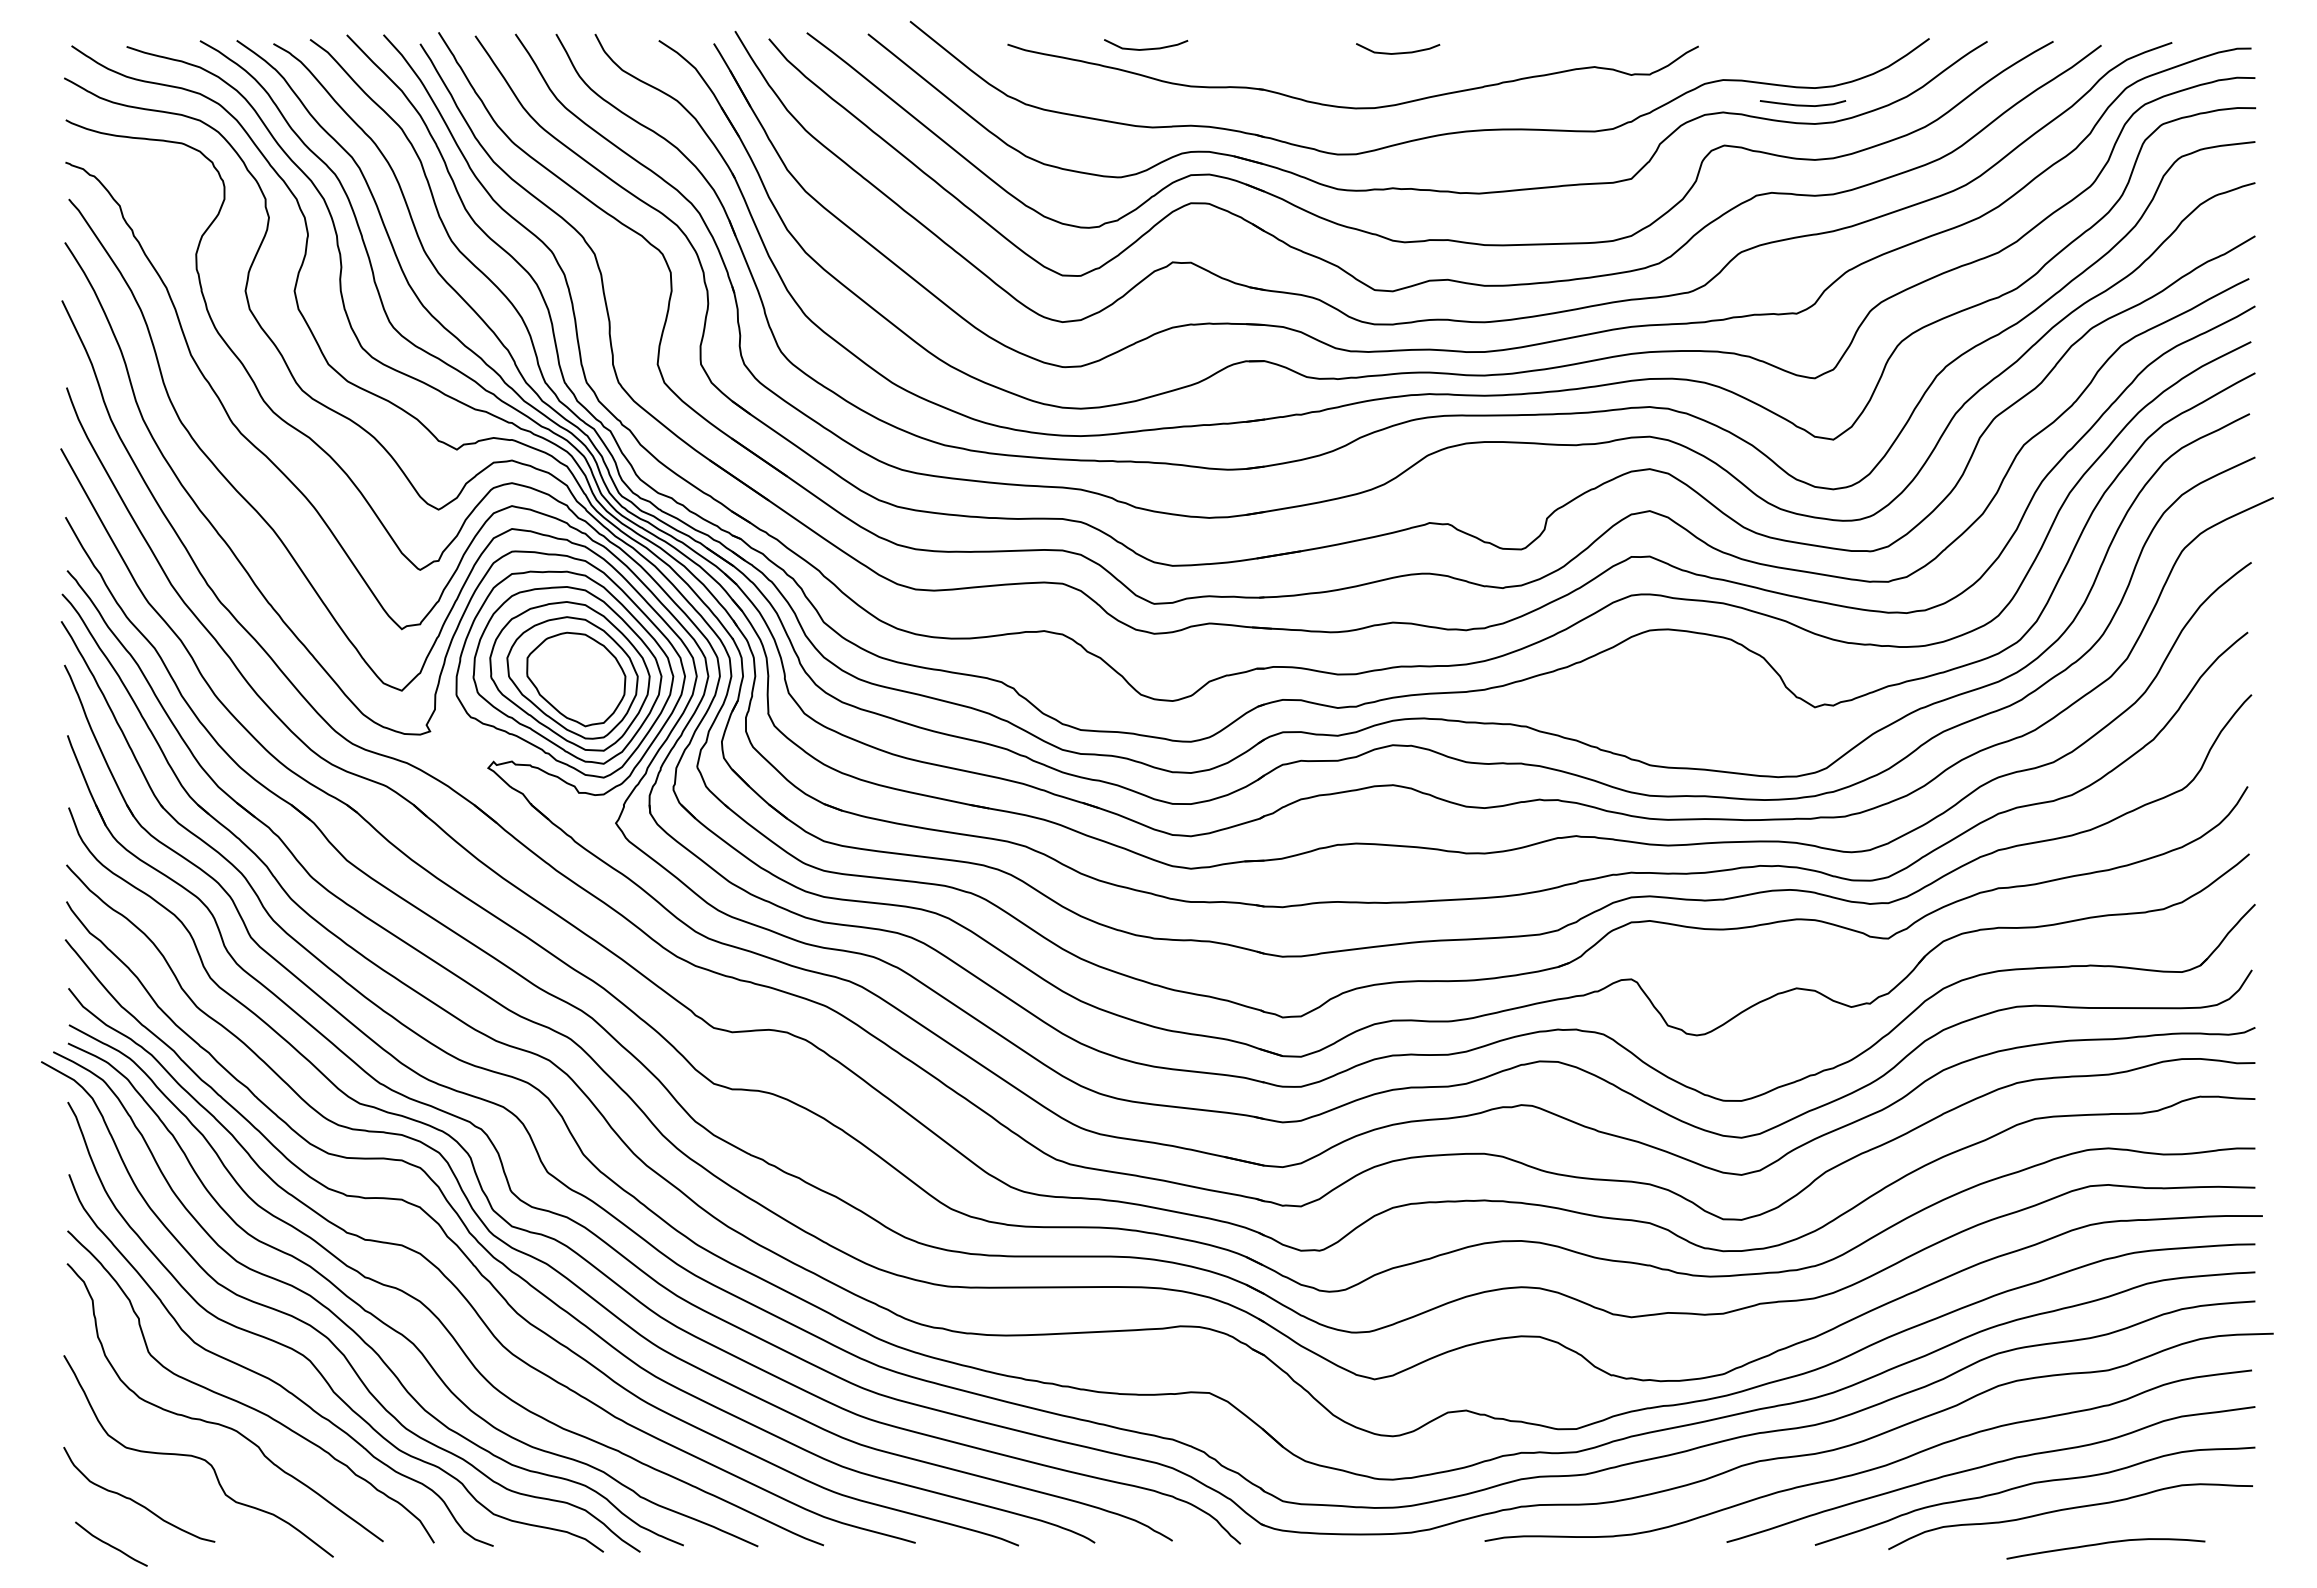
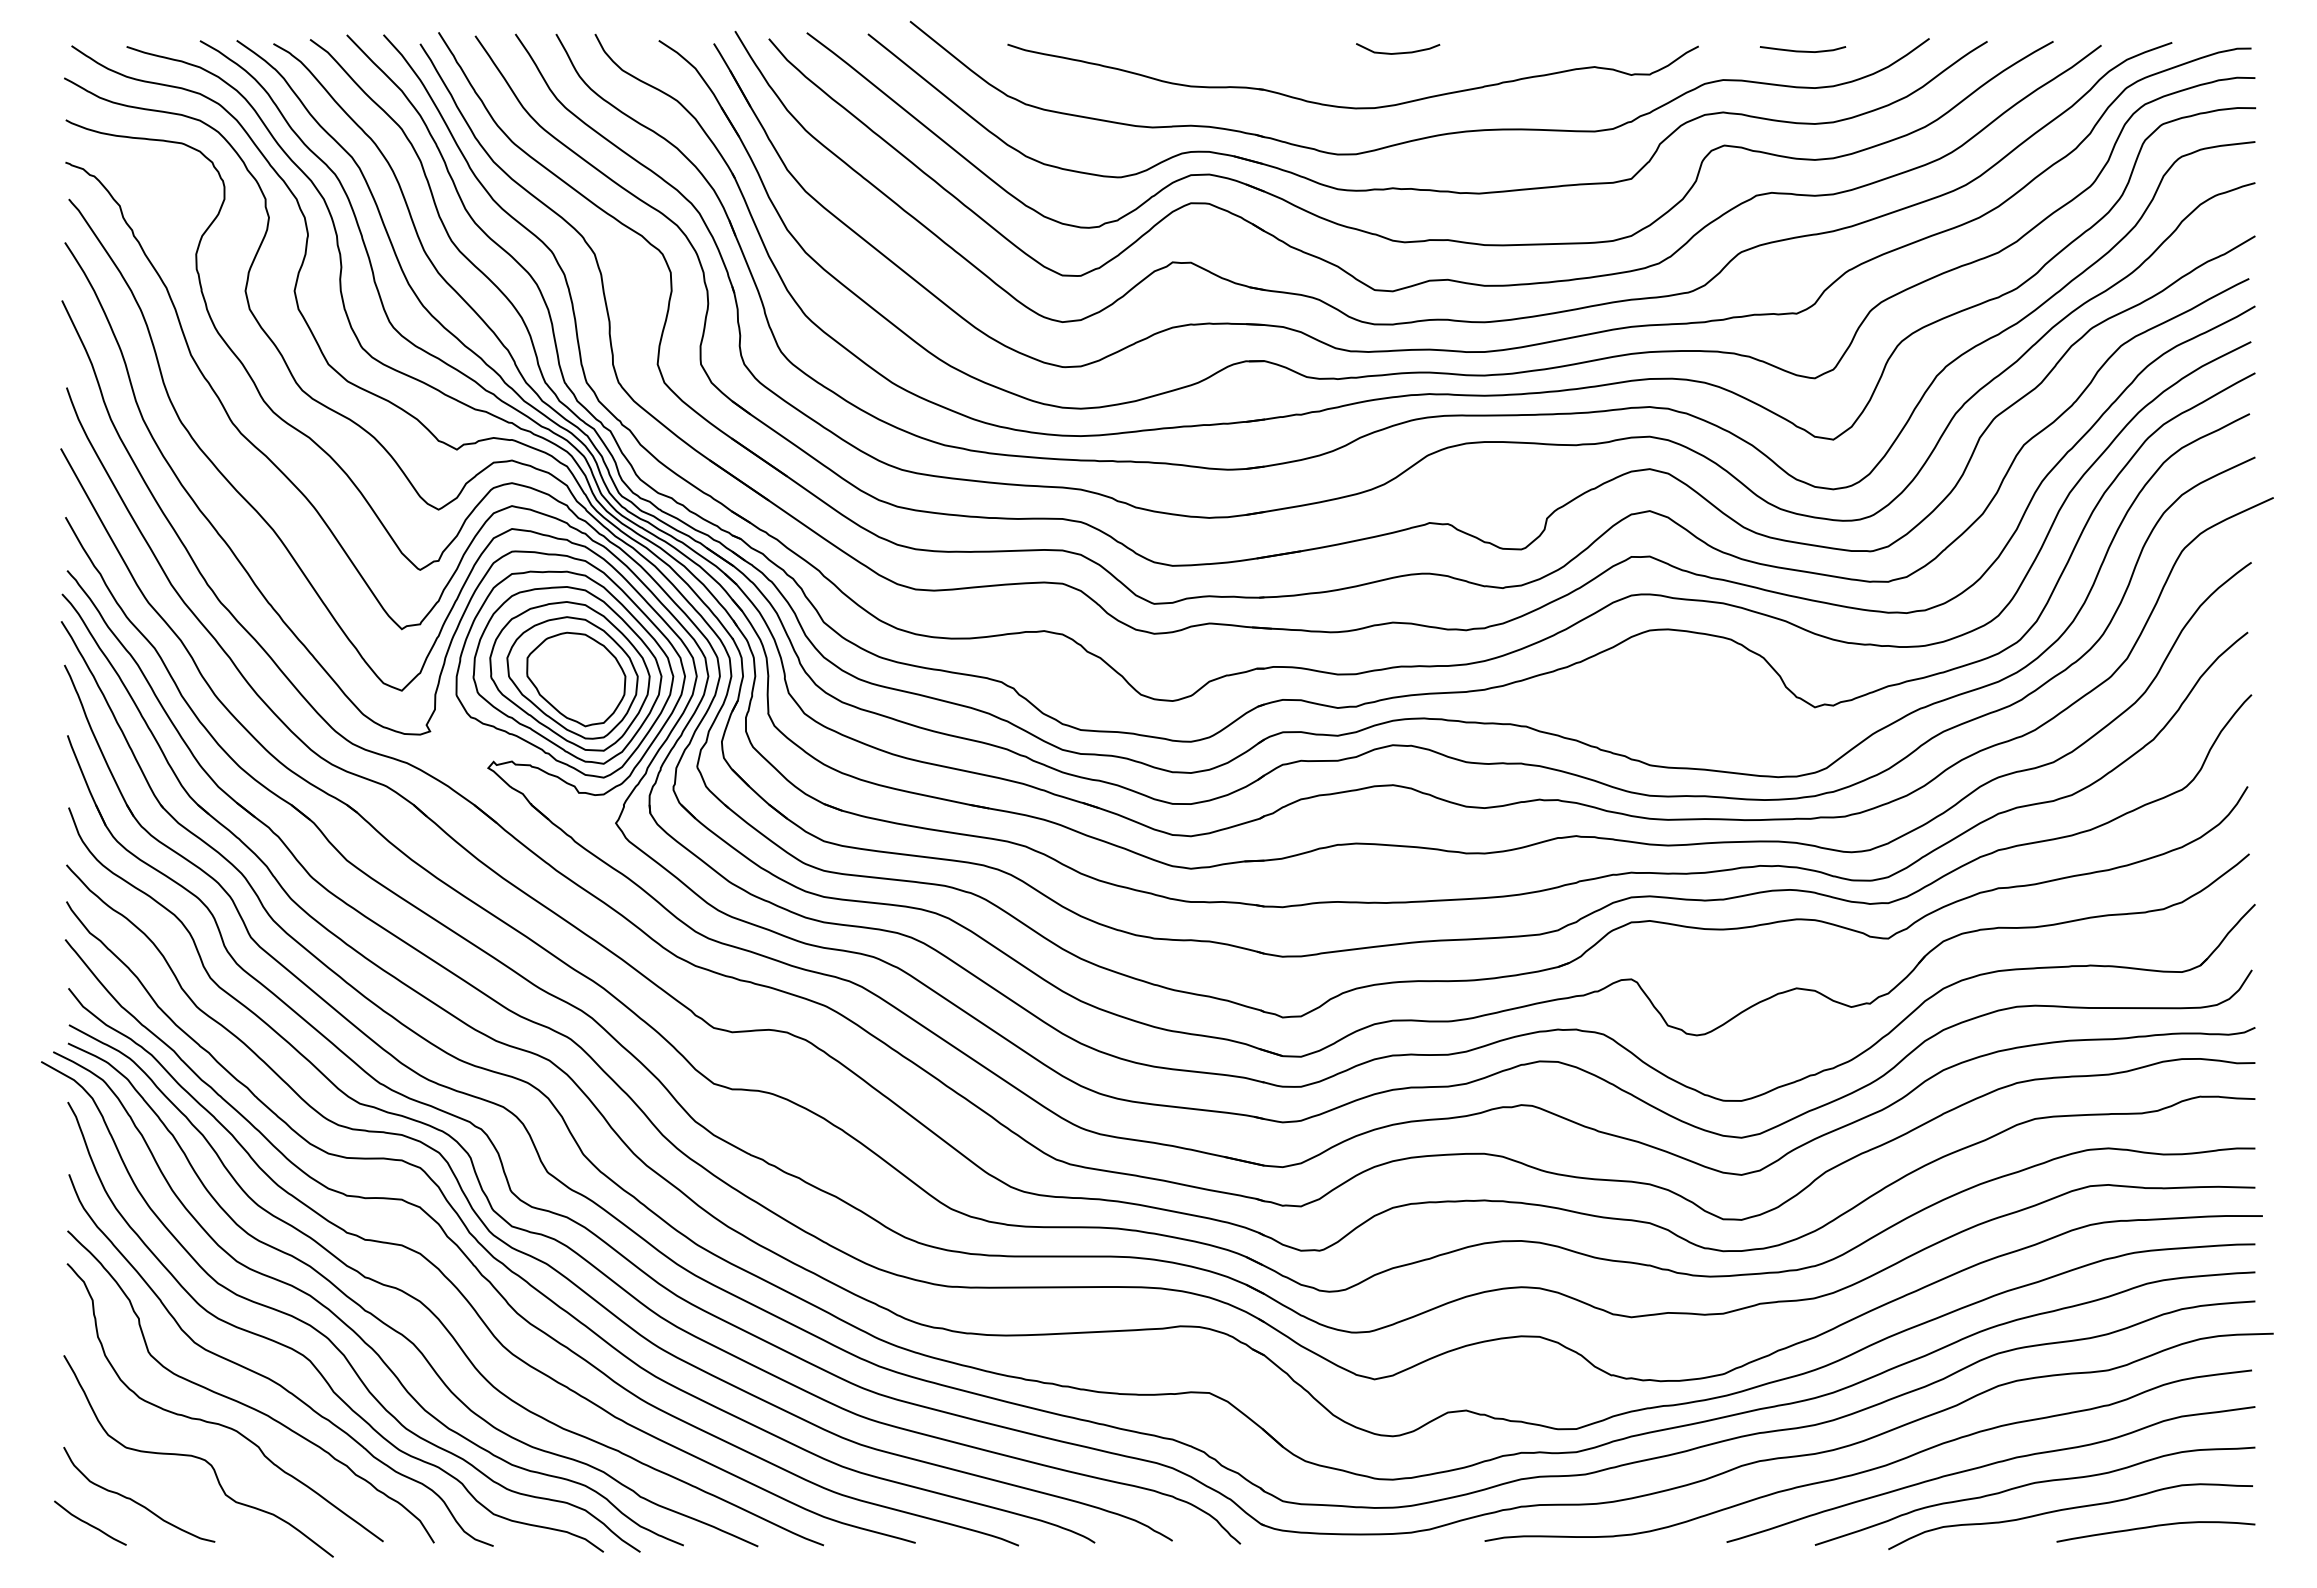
curve: present -> none (1146, 48)
curve position: (1802, 104) -> (1802, 50) (1802, 50)
curve position: (110, 1544) -> (89, 1523) (89, 1523)
curve position: (2104, 1544) -> (2154, 1527) (2154, 1527)
